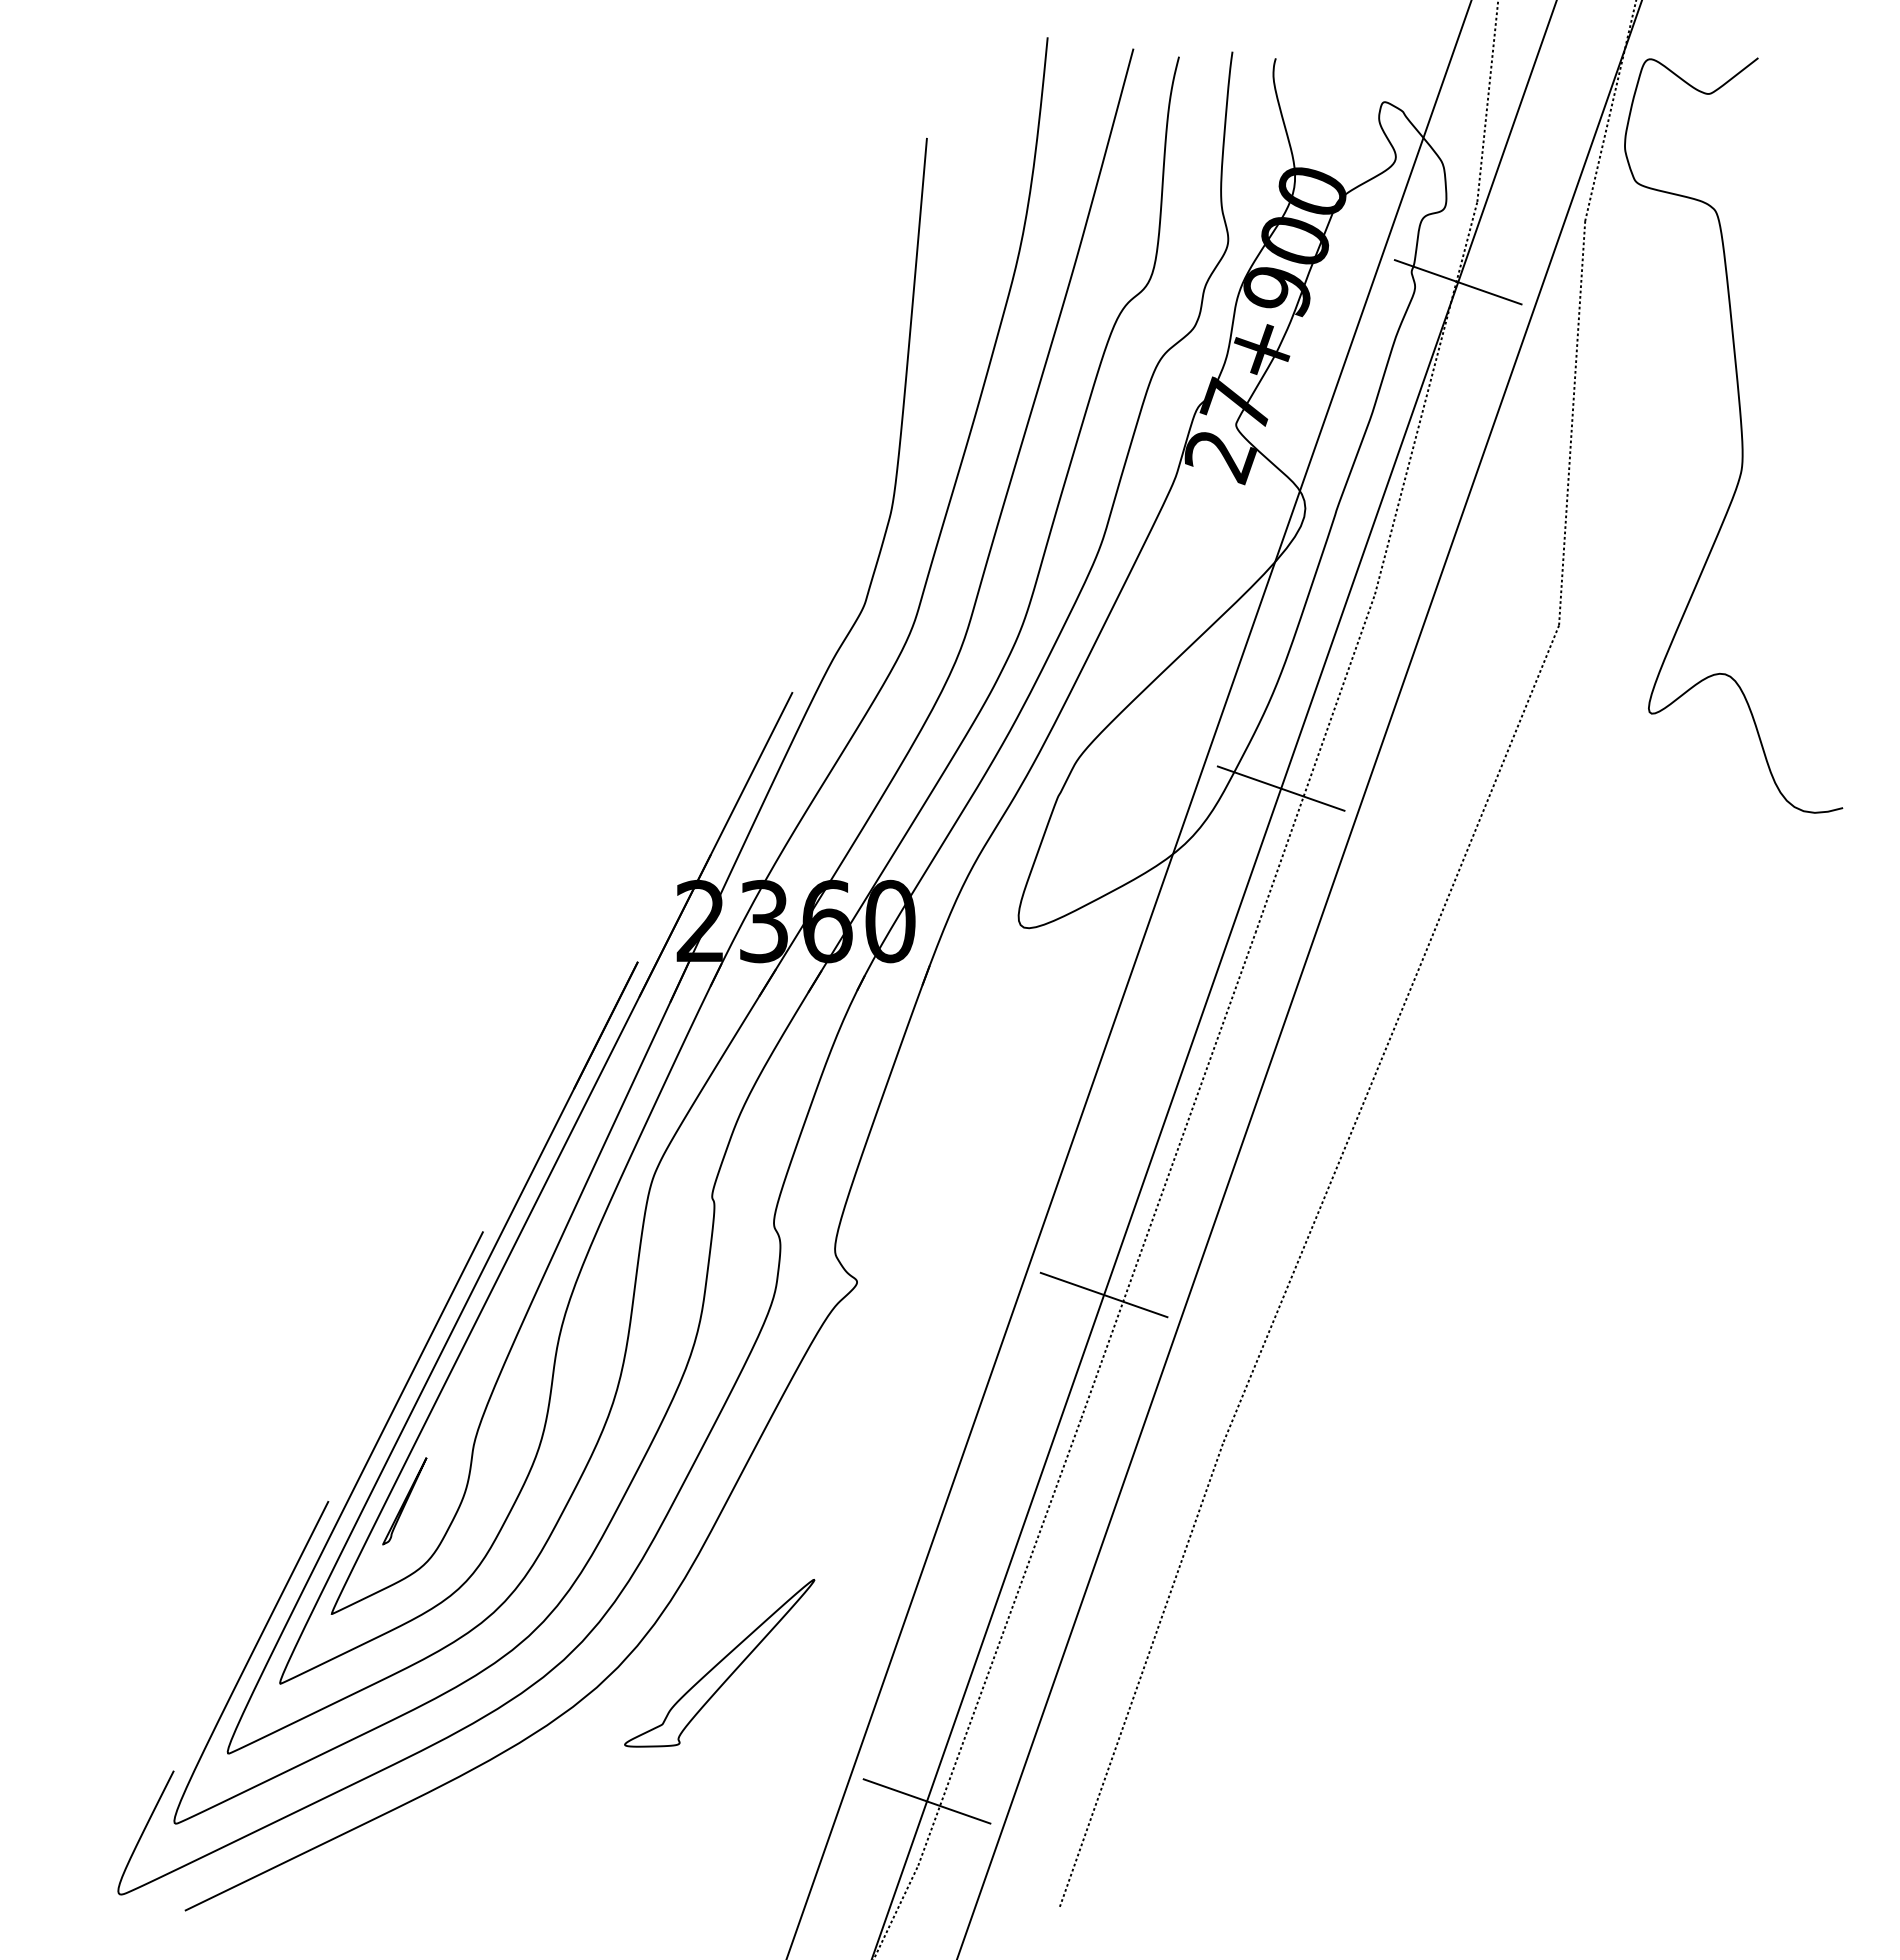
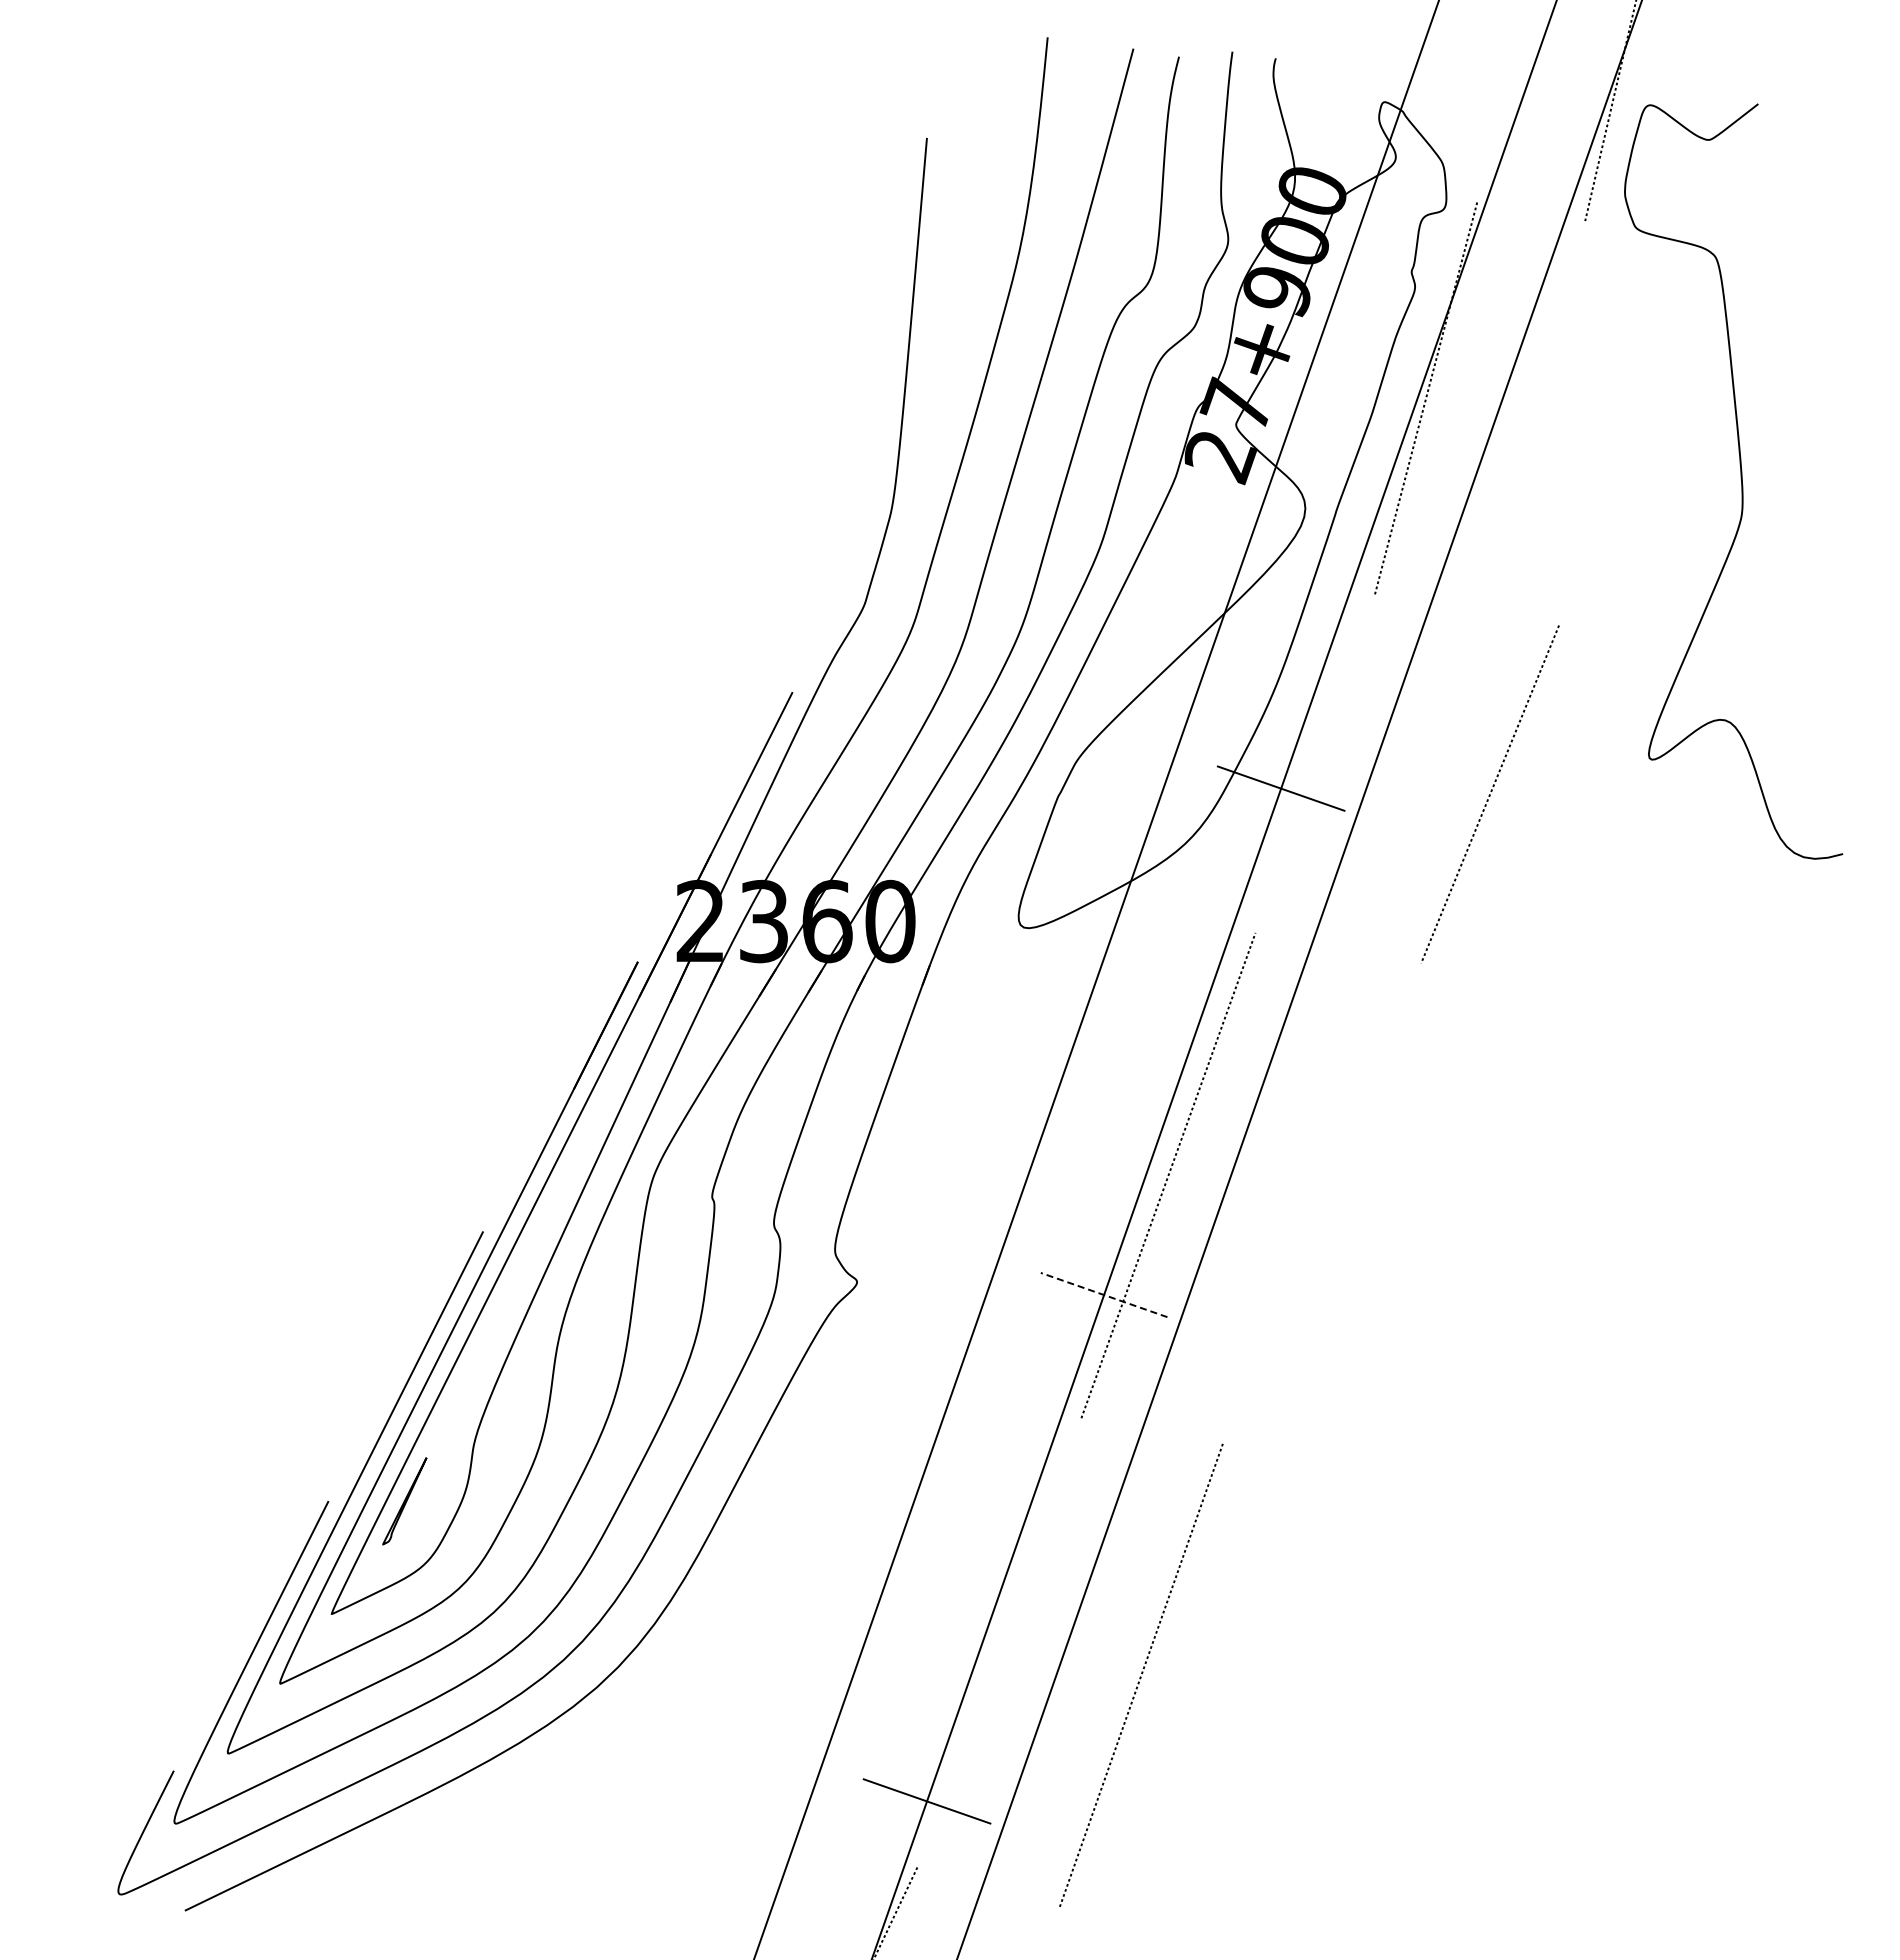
line: present -> none (1487, 101)
line: present -> none (1457, 282)
line: present -> none (1572, 423)
curve position: (1740, 432) -> (1740, 478) (1740, 478)
line: present -> none (1315, 763)
line position: (1128, 979) -> (1096, 979) (1096, 979)
line: present -> none (1321, 1203)
line: solid -> dashed (1103, 1294)
line: present -> none (999, 1641)
part: present -> none (719, 1663)
